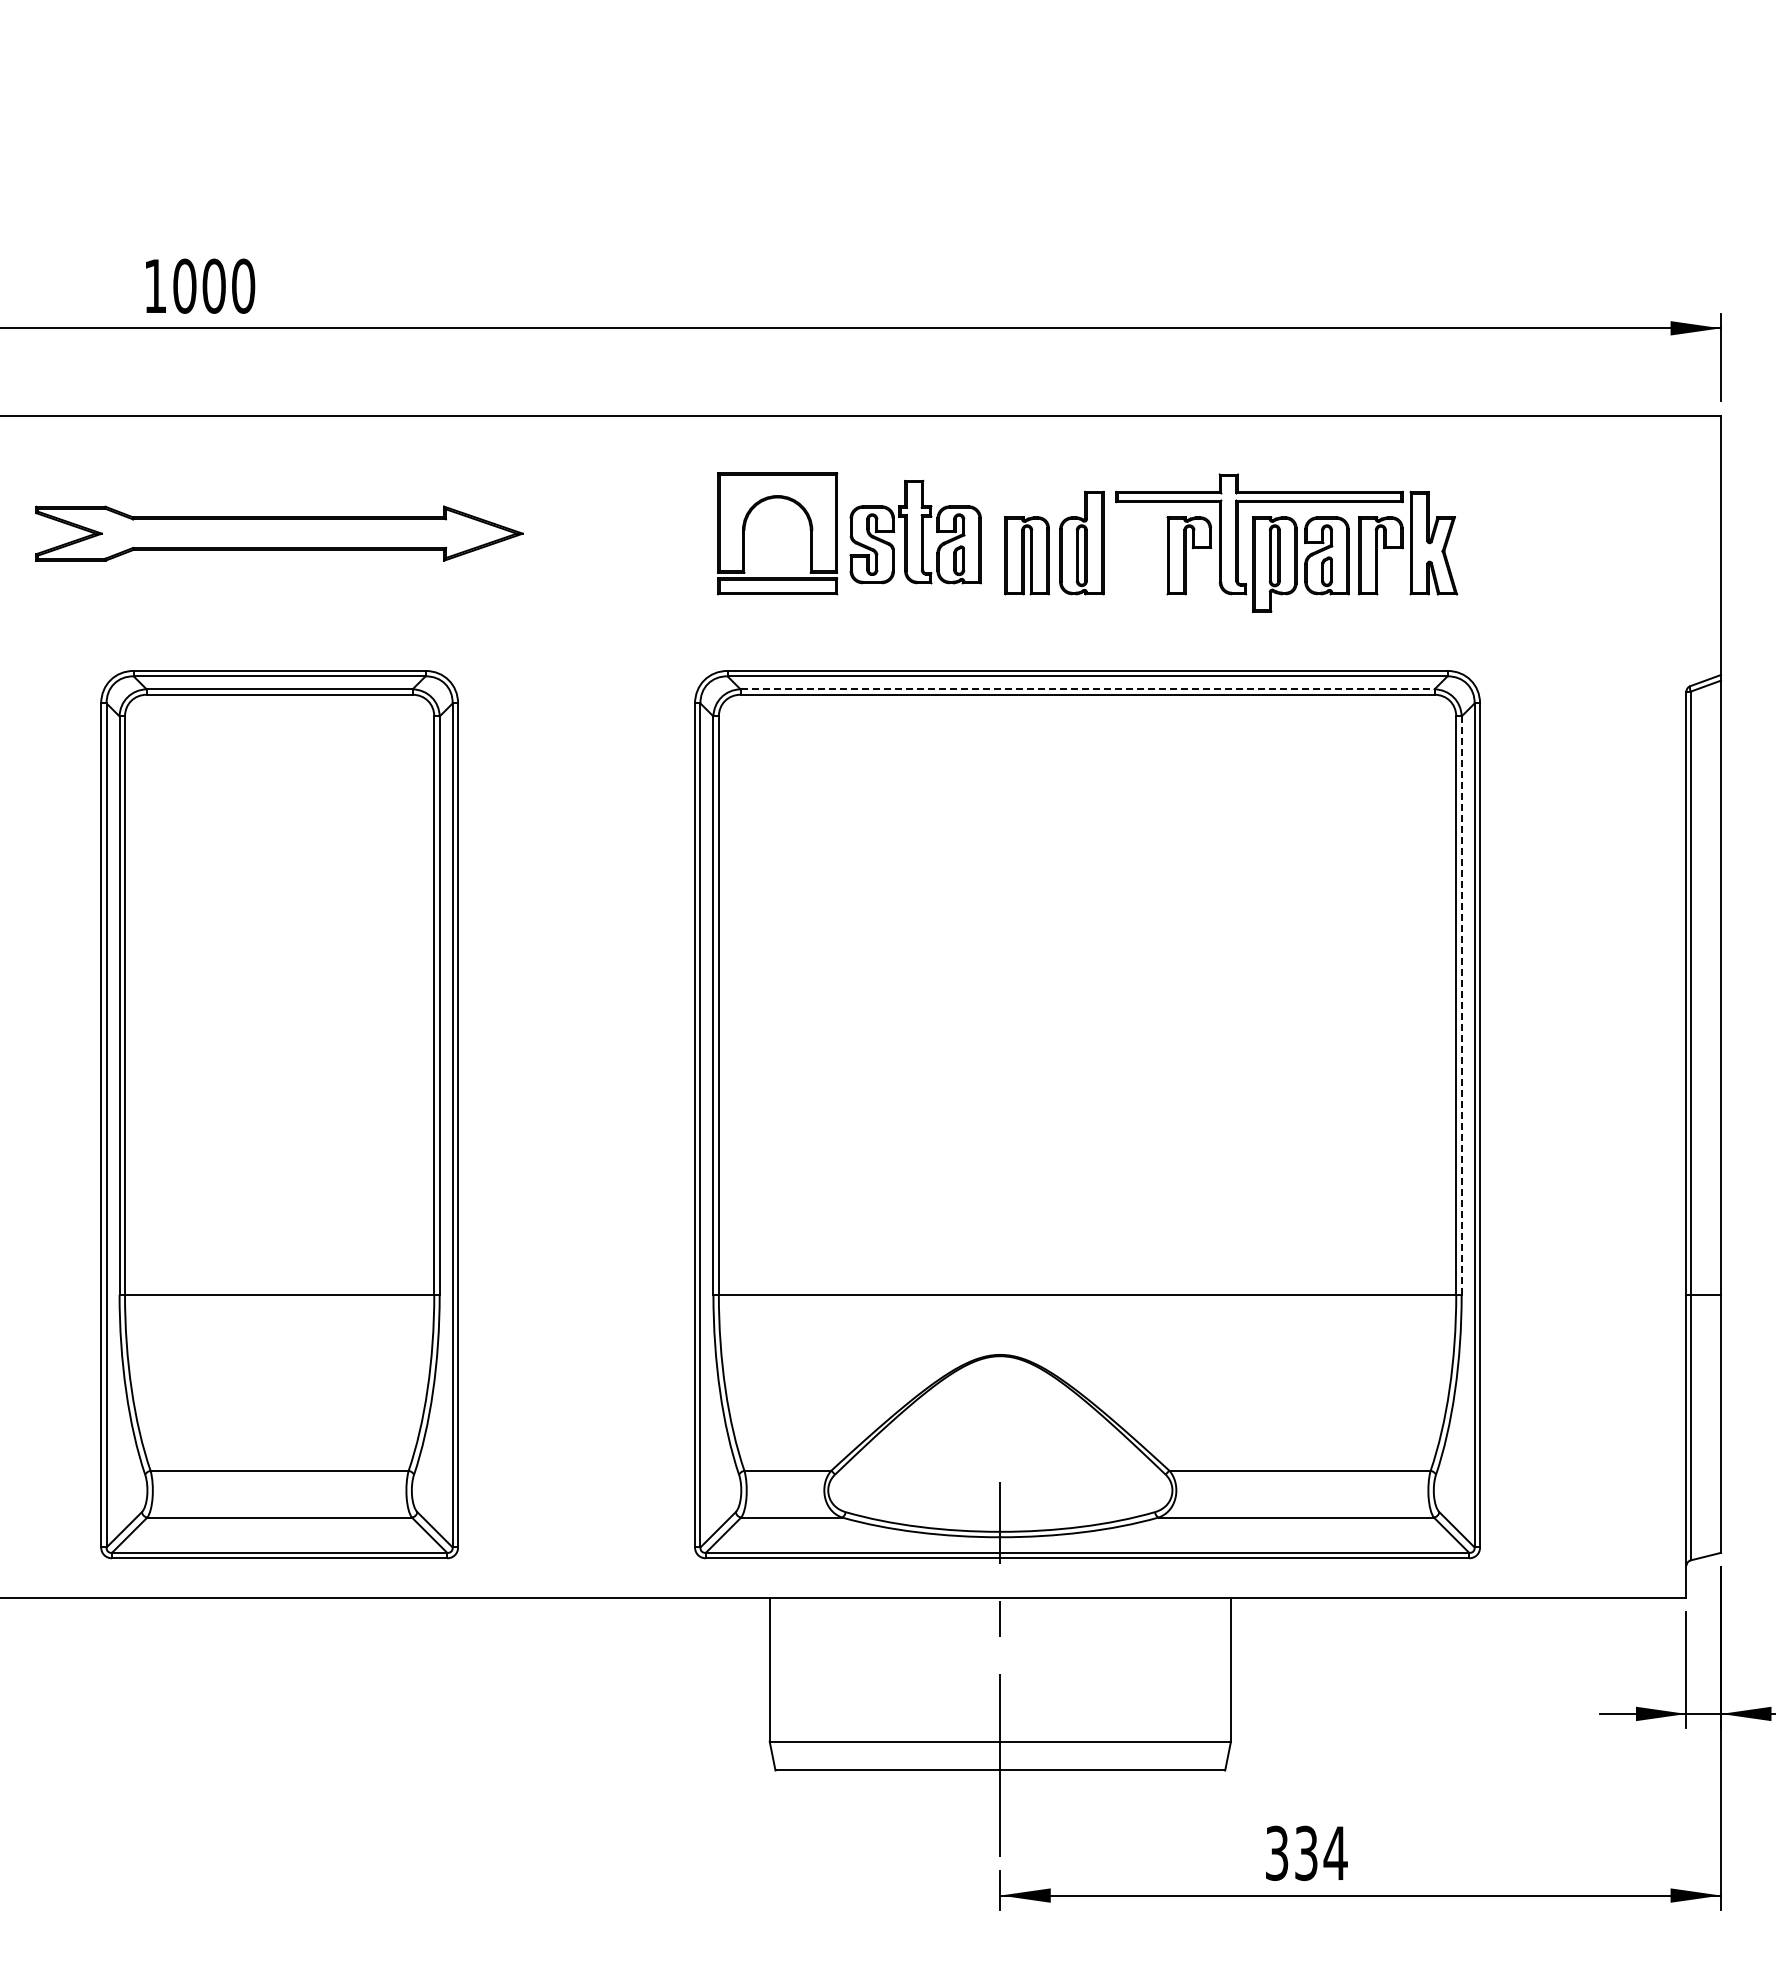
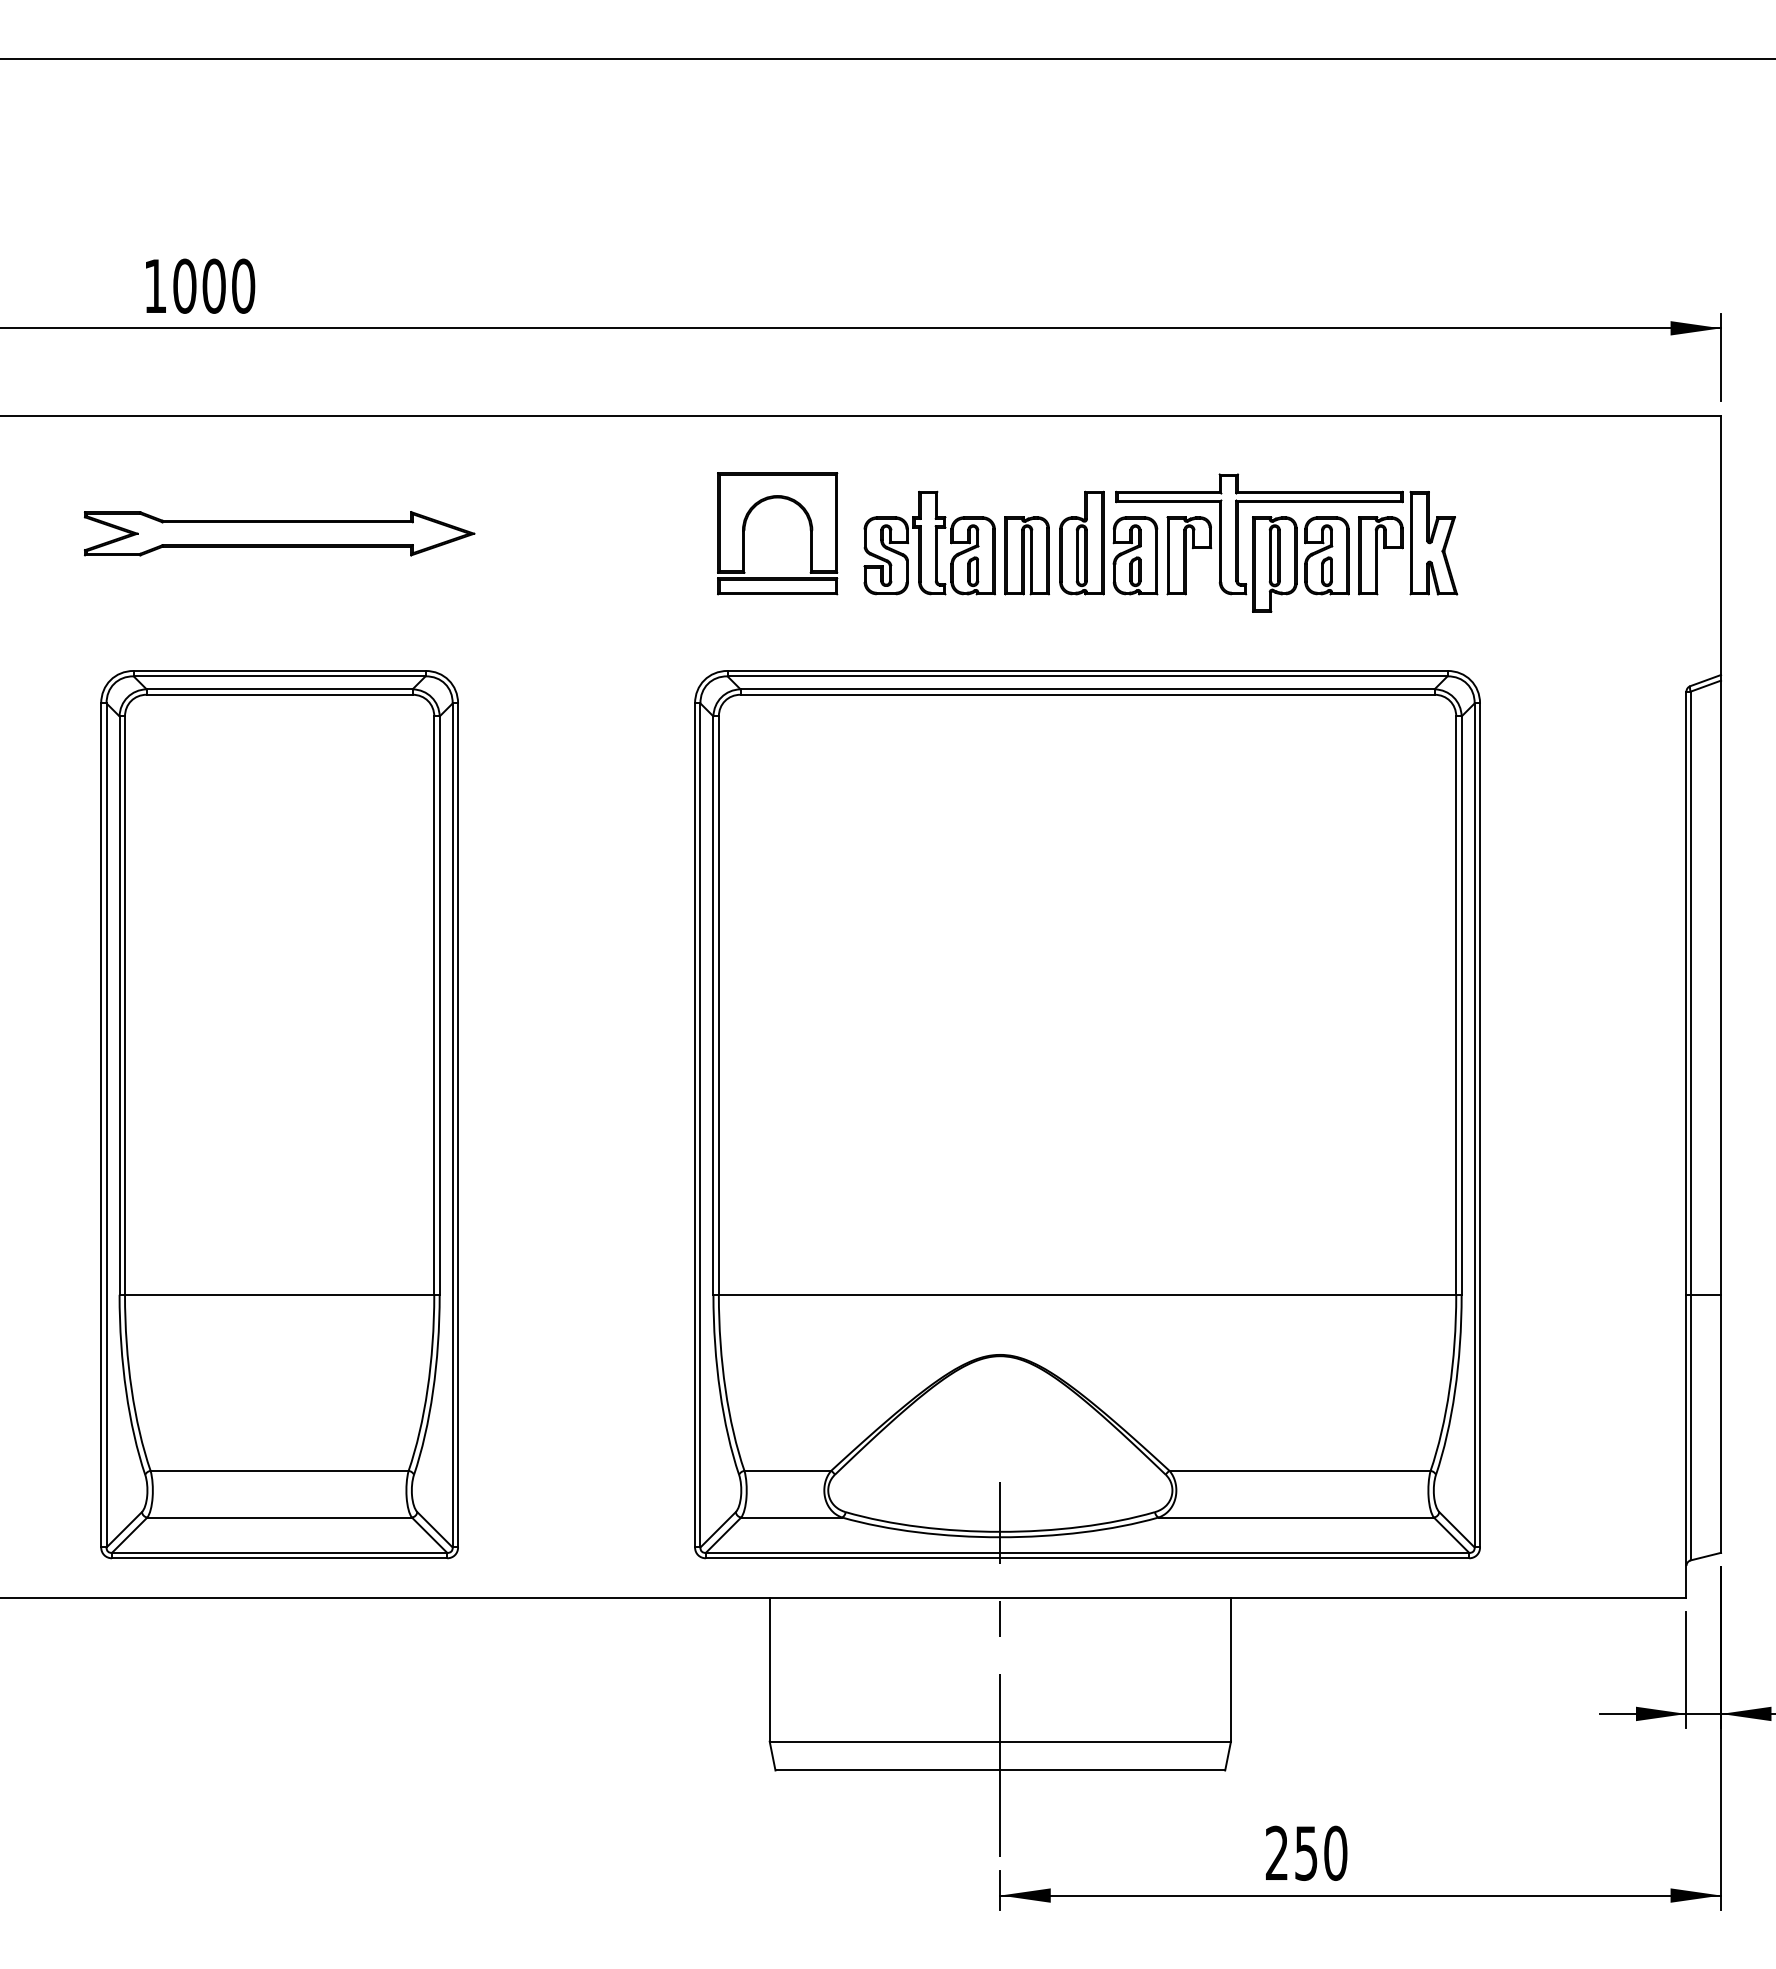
line: none -> present (887, 59)
part position: (915, 531) -> (929, 542) (929, 542)
part size: 489x57 px -> 392x46 px (279, 533)
part: none -> present (1135, 555)
line: dashed -> solid (1088, 689)
line: dashed -> solid (1461, 1006)
text: 334 -> 250 (1306, 1852)
